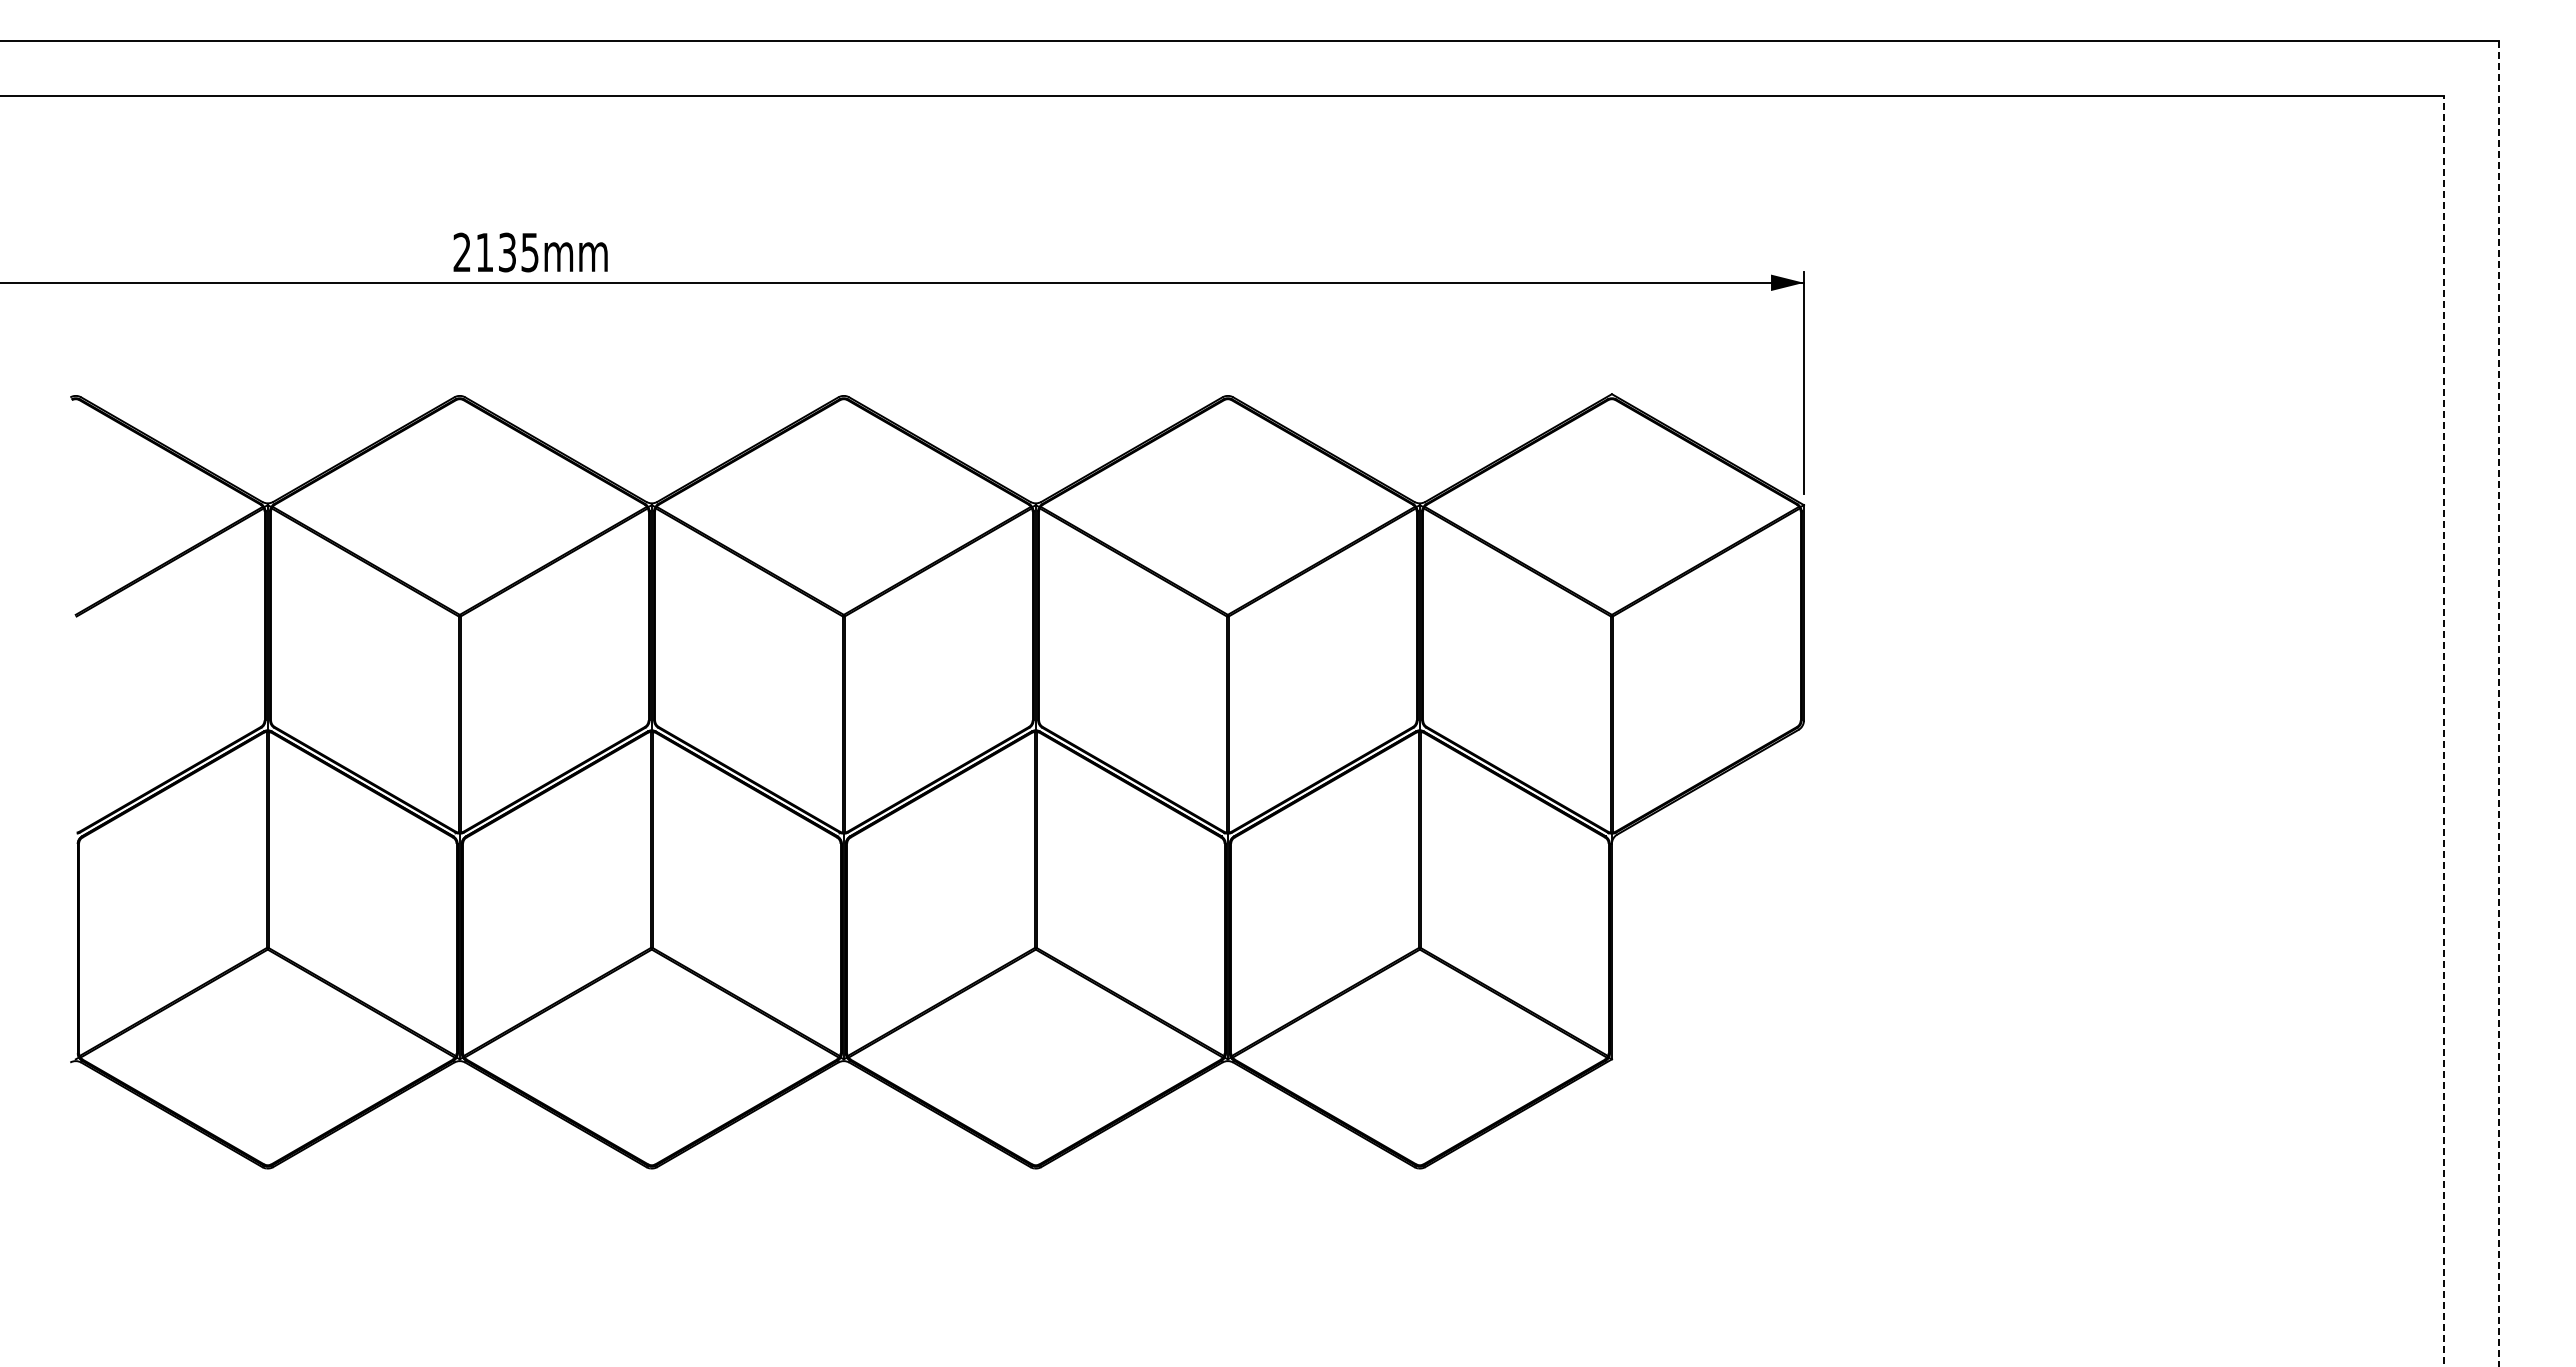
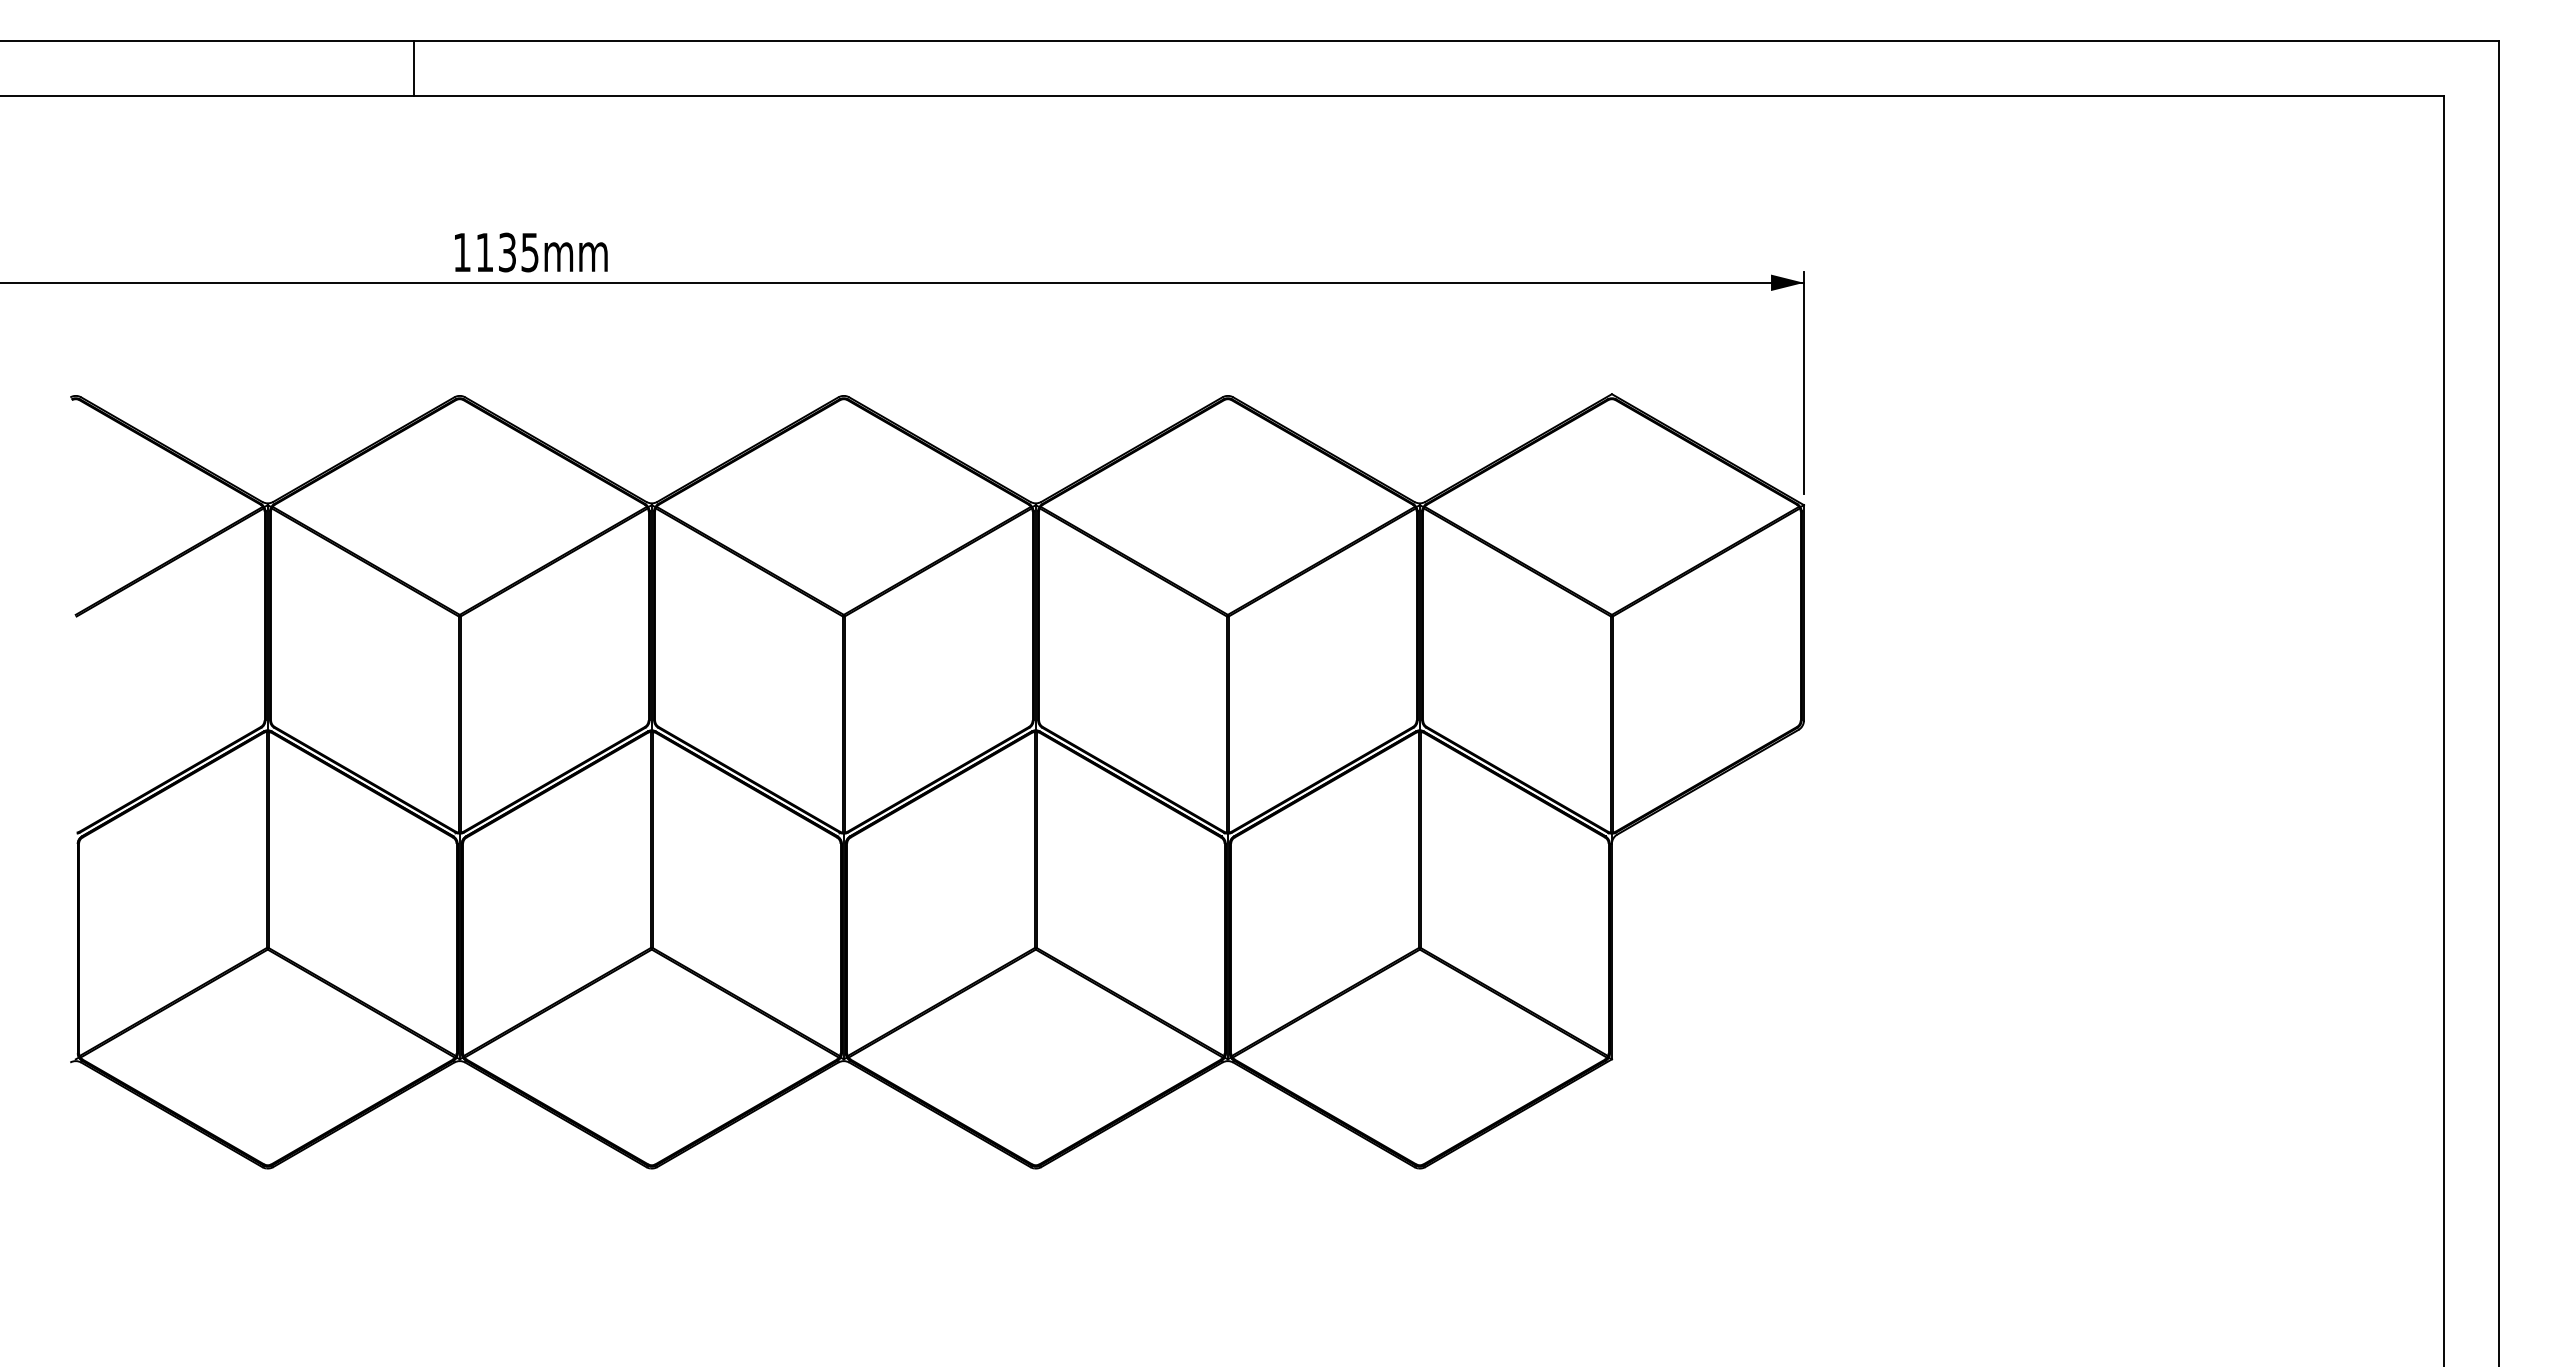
line: none -> present (413, 68)
text: 2135mm -> 1135mm (461, 251)
line: dashed -> solid (2498, 704)
line: dashed -> solid (2443, 730)
